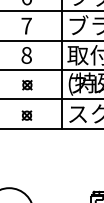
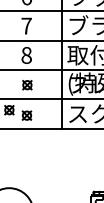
part: none -> present (9, 110)
